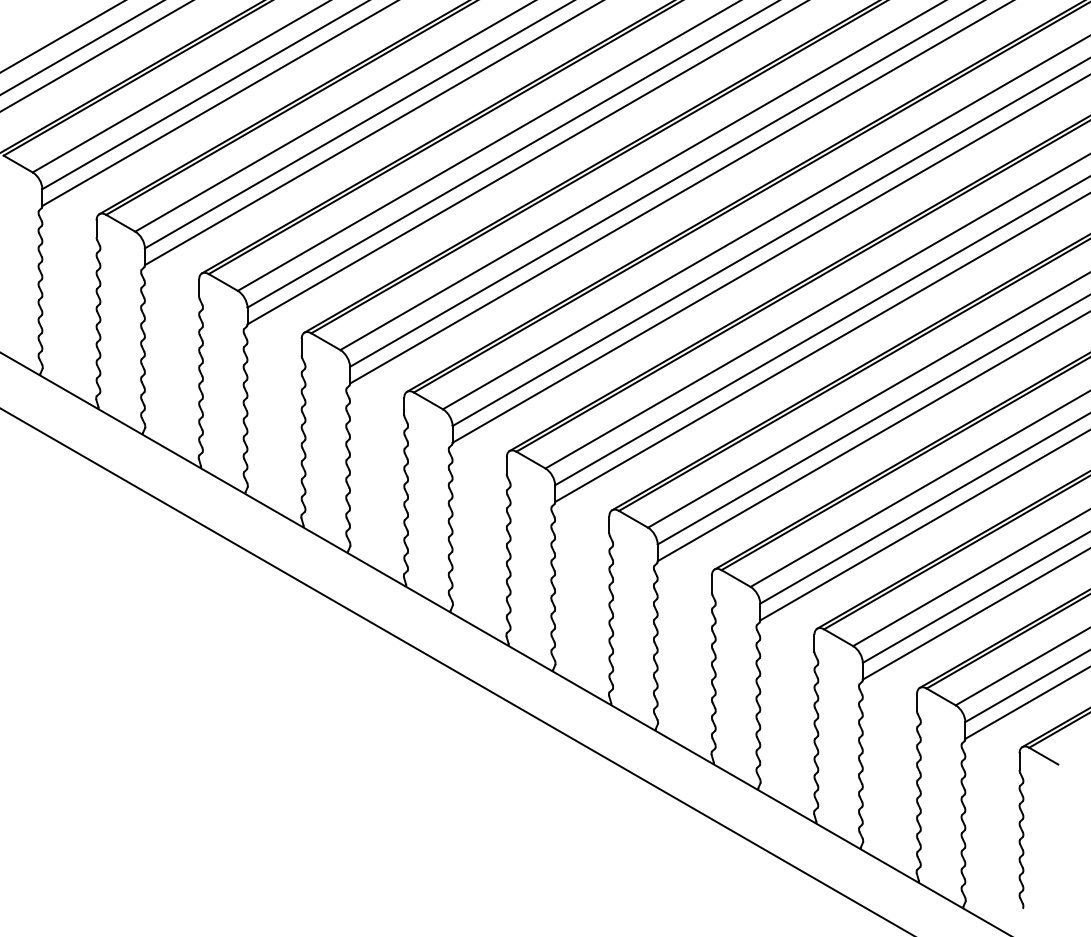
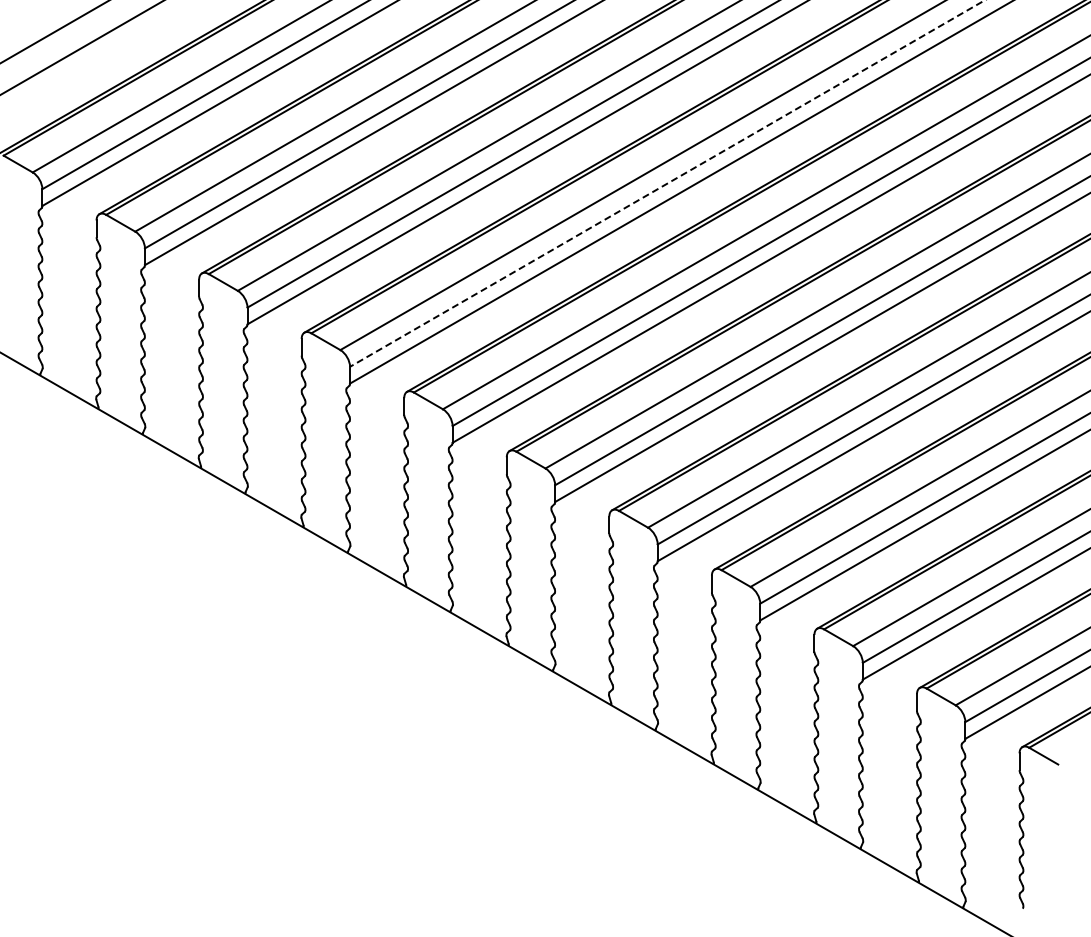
line position: (62, 36) -> (54, 32) (54, 32)
line: present -> none (96, 56)
line: solid -> dashed (666, 183)
line: present -> none (456, 671)
